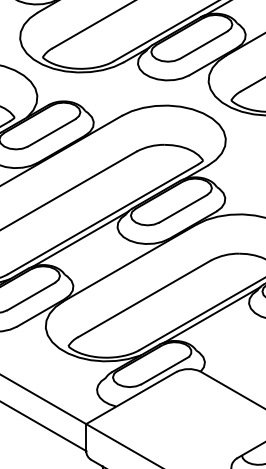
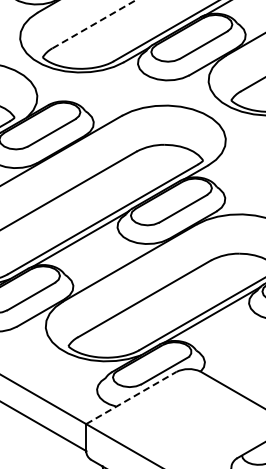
line: solid -> dashed (94, 24)
line: solid -> dashed (131, 397)
